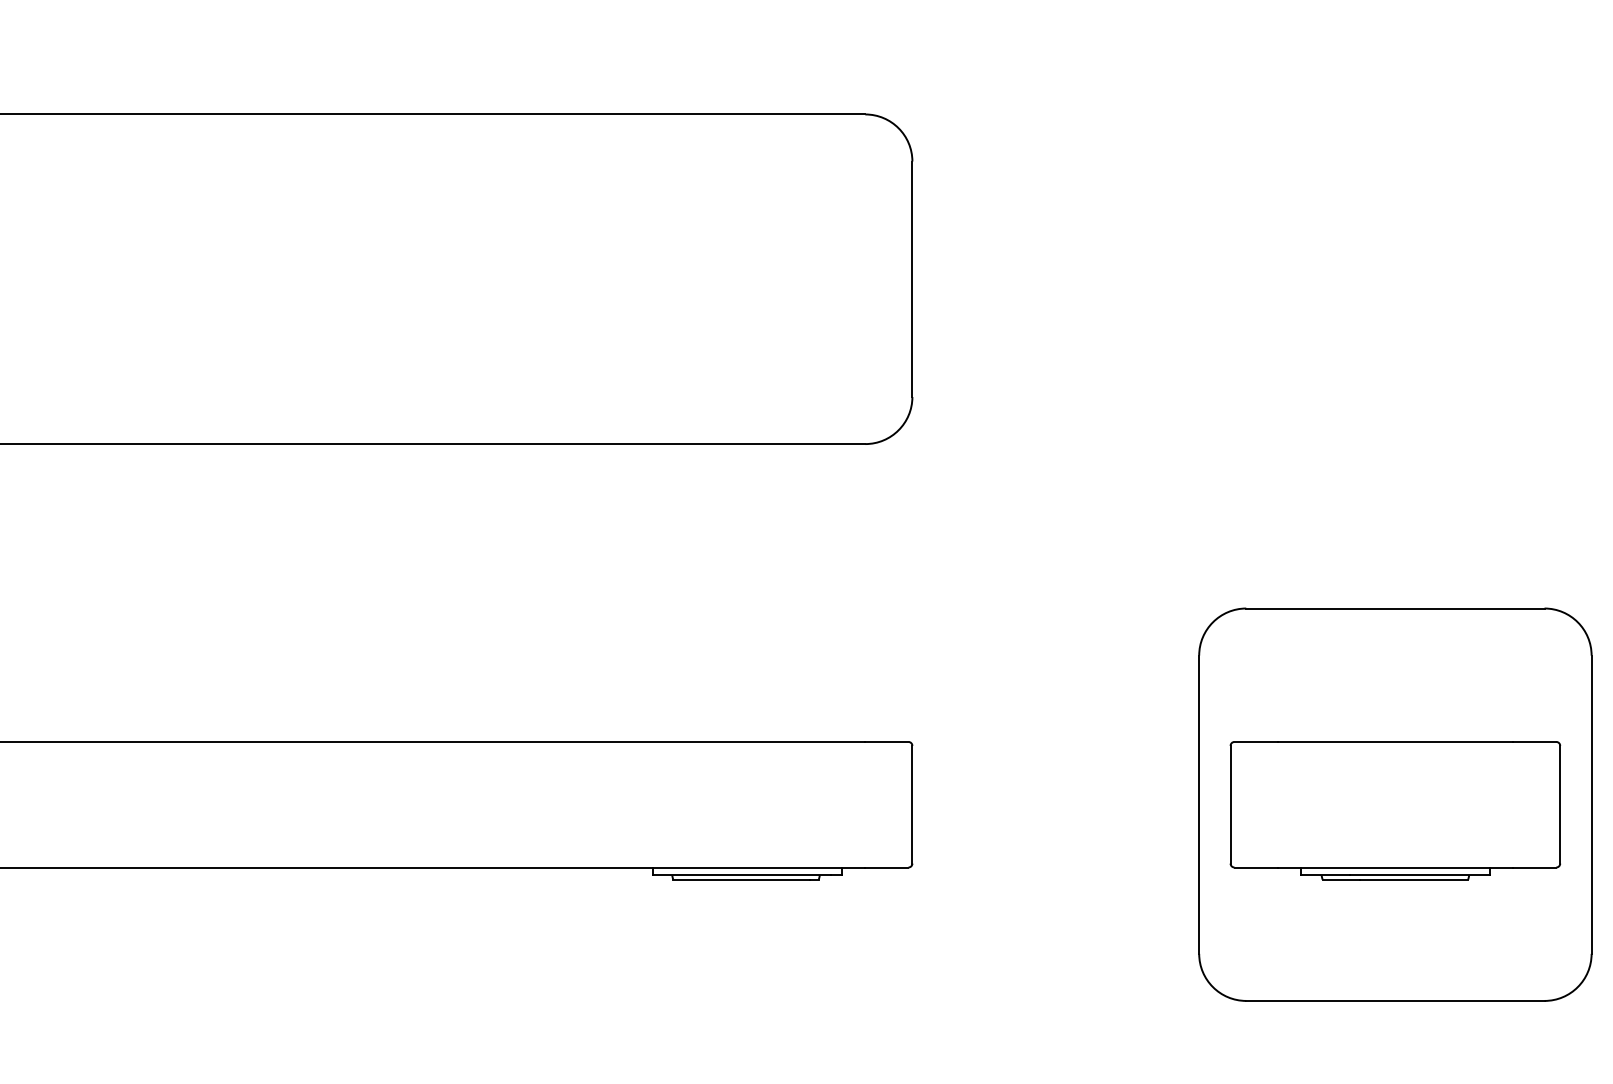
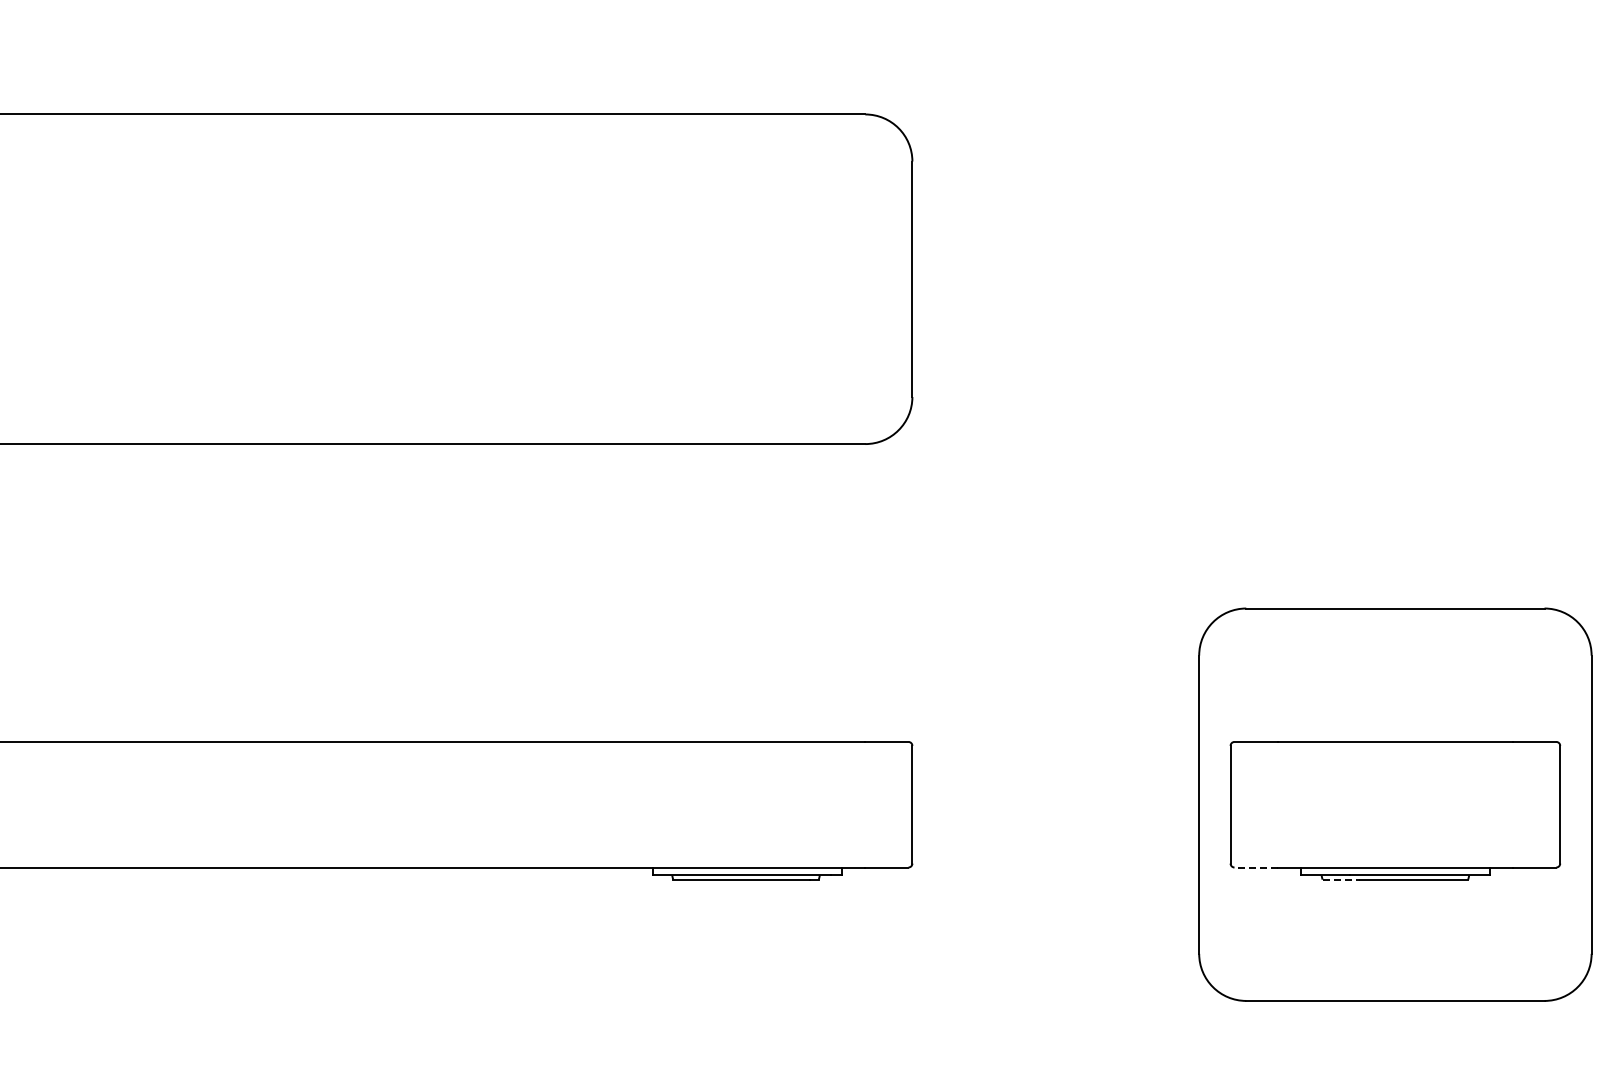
line: solid -> dashed (1256, 867)
line: solid -> dashed (1341, 879)
